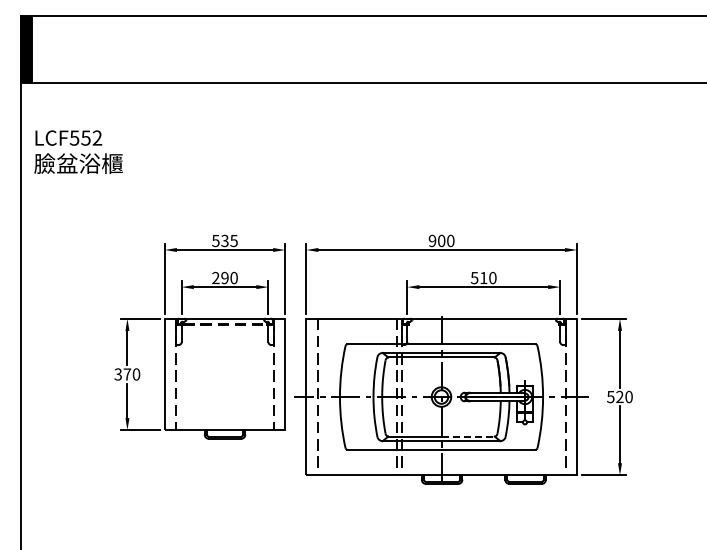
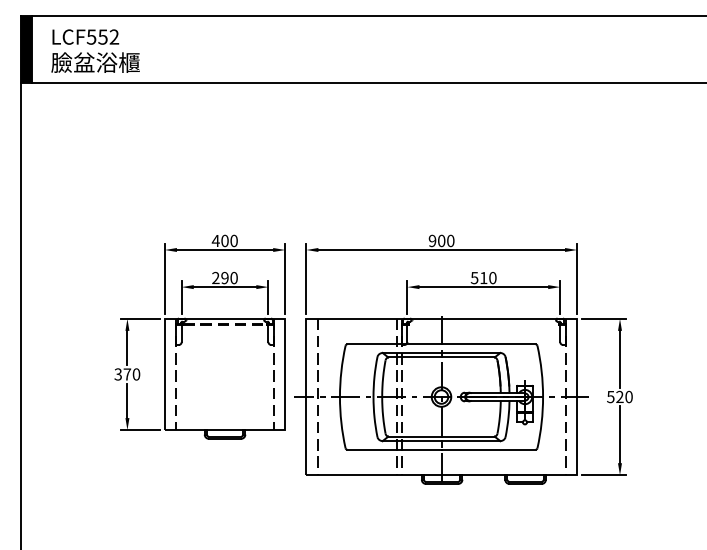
text position: (78, 151) -> (95, 50) (95, 50)
text: 535 -> 400 (224, 240)
line: dashed -> solid (468, 436)
